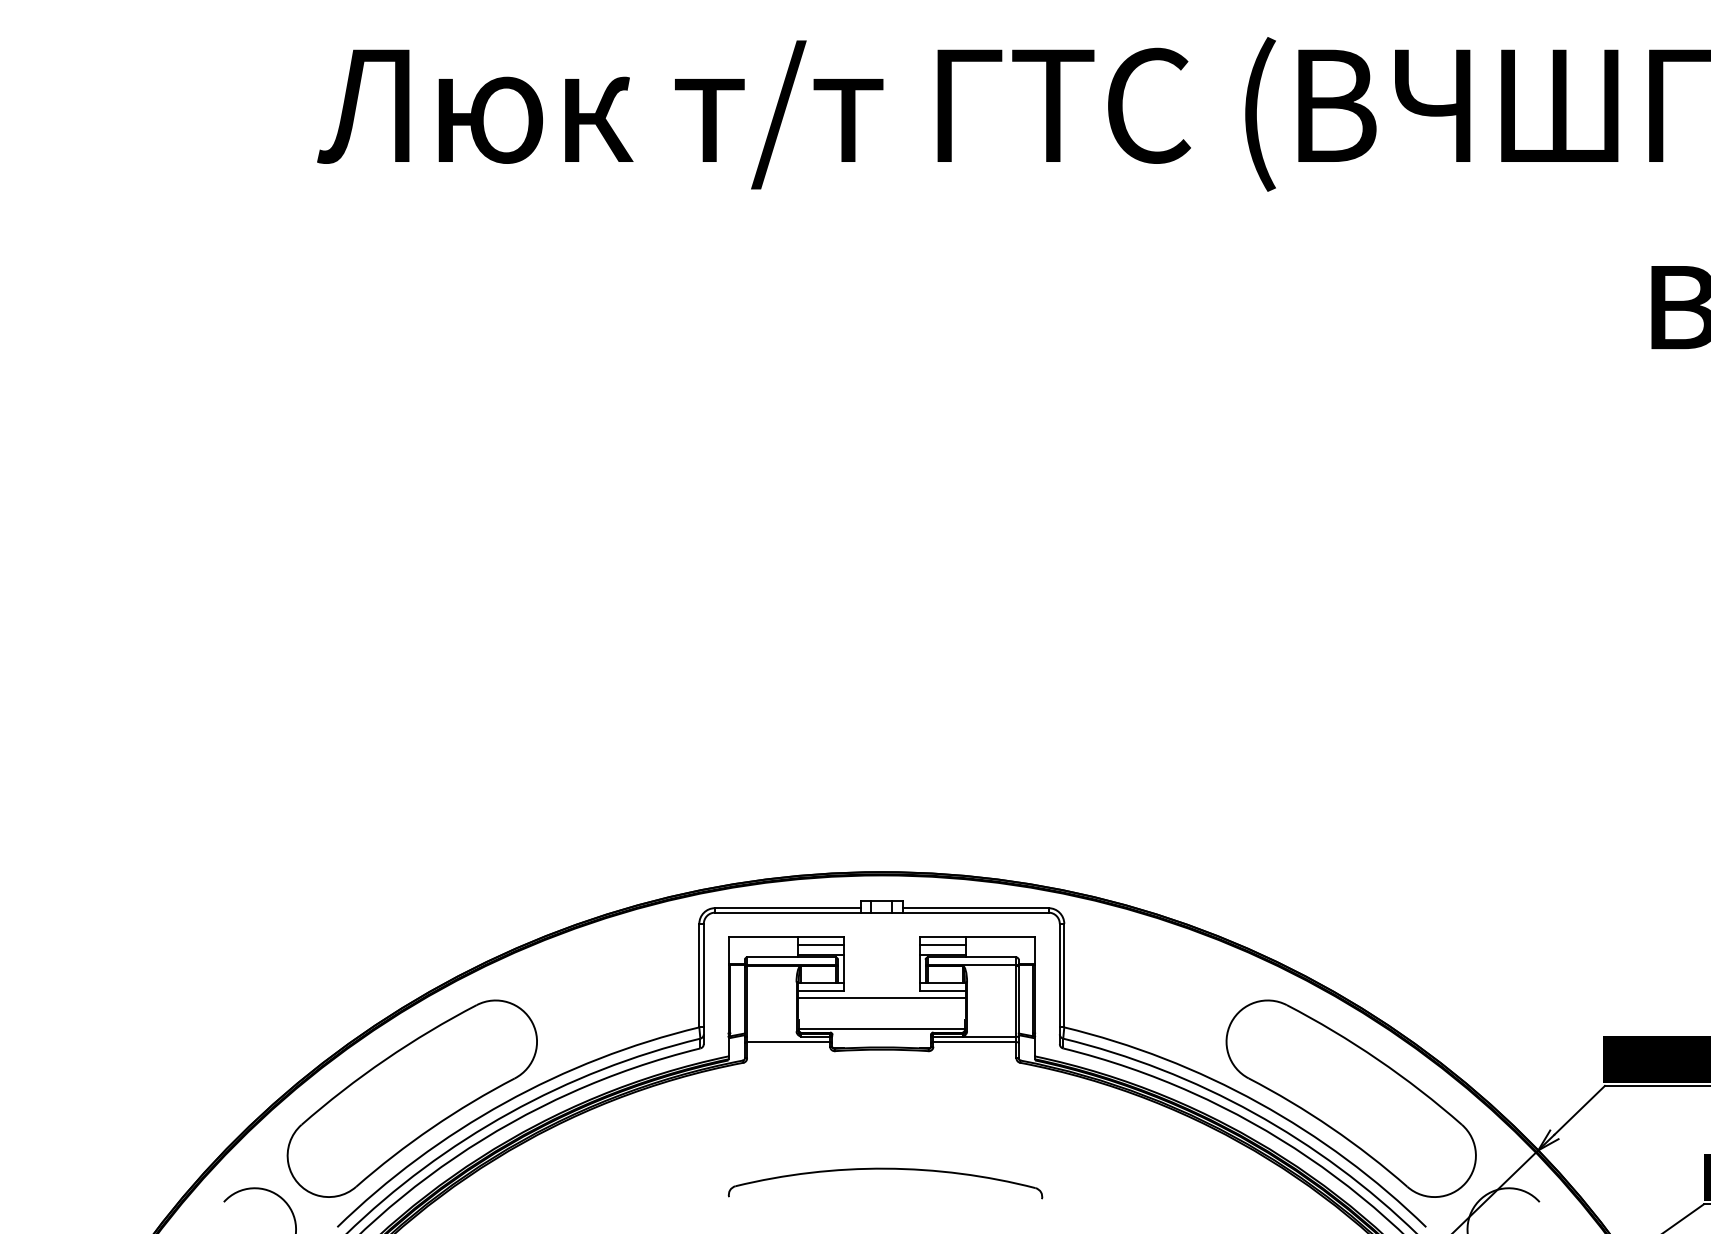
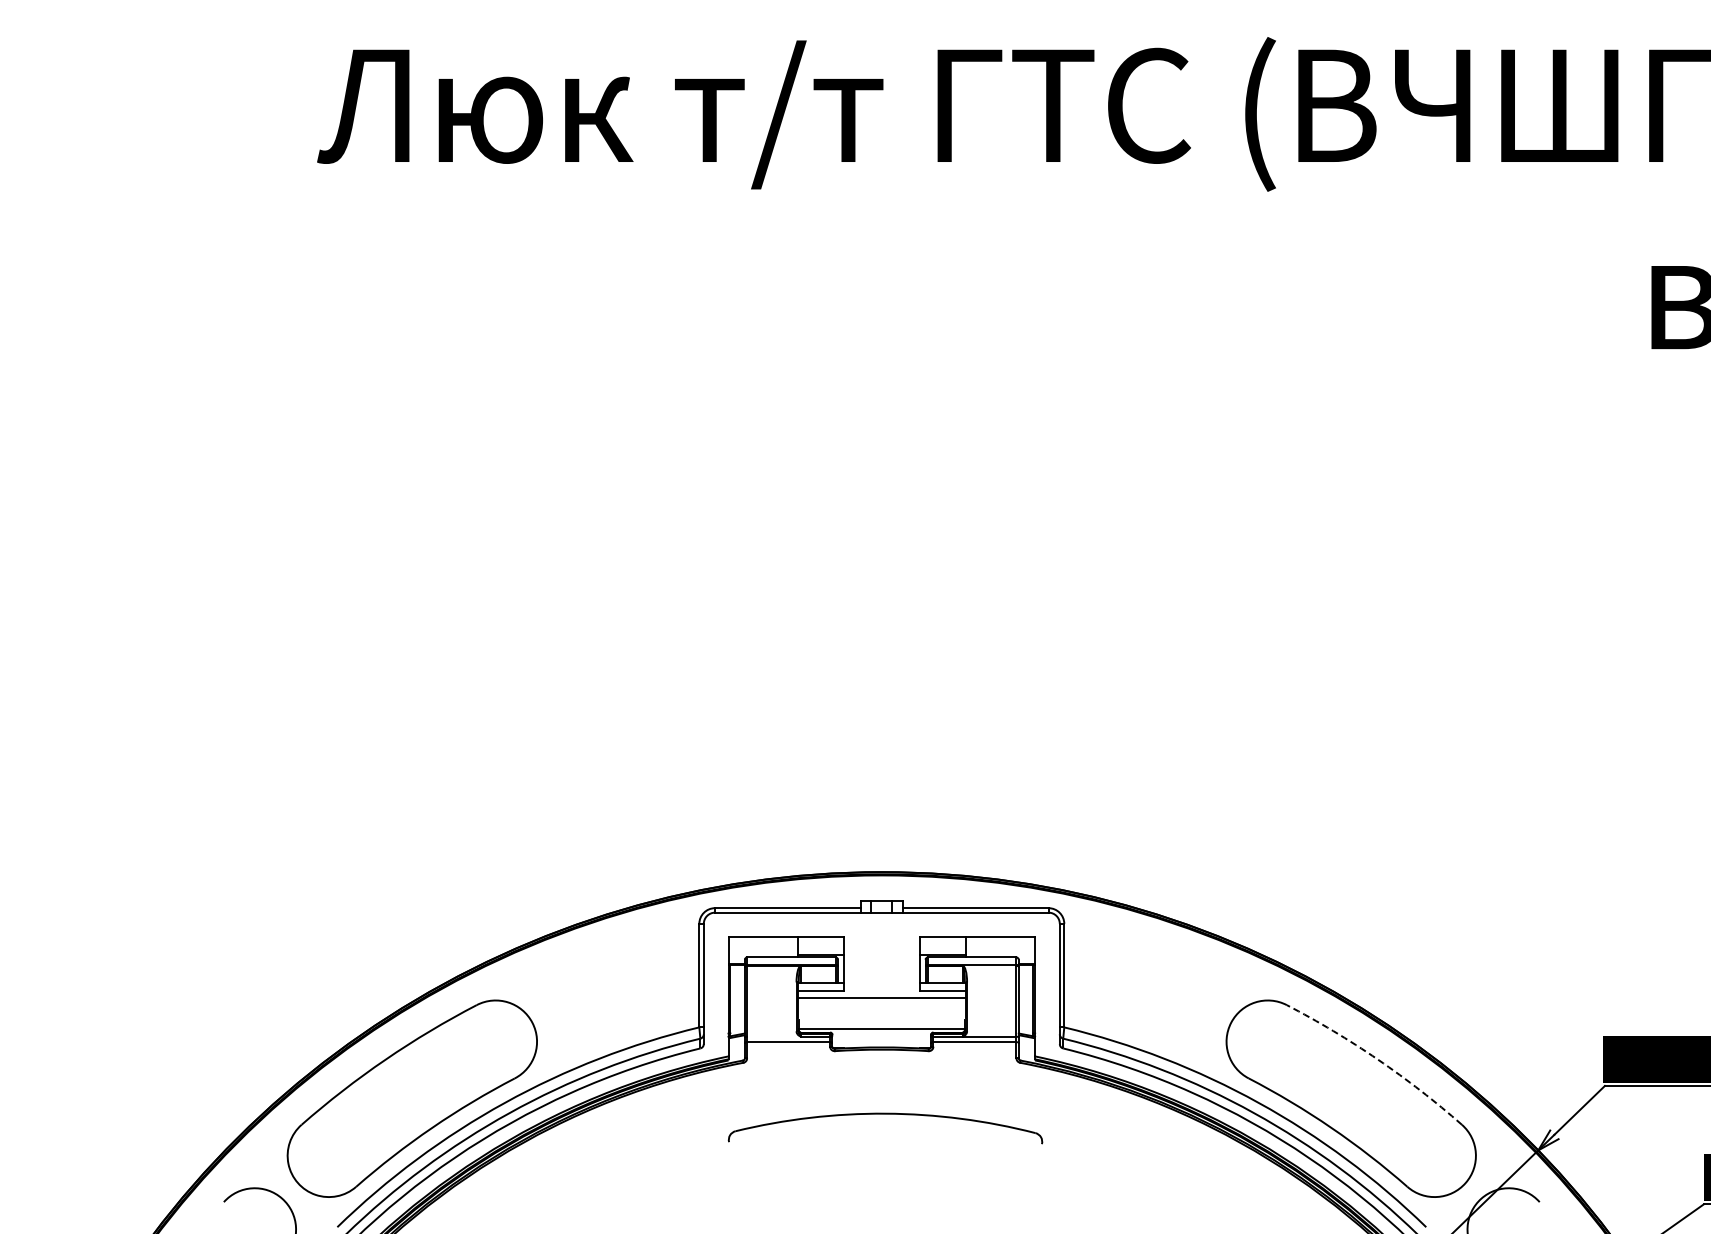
line: present -> none (820, 945)
line: present -> none (942, 945)
arc: solid -> dashed (1378, 1059)
part position: (885, 1169) -> (885, 1114) (885, 1114)
